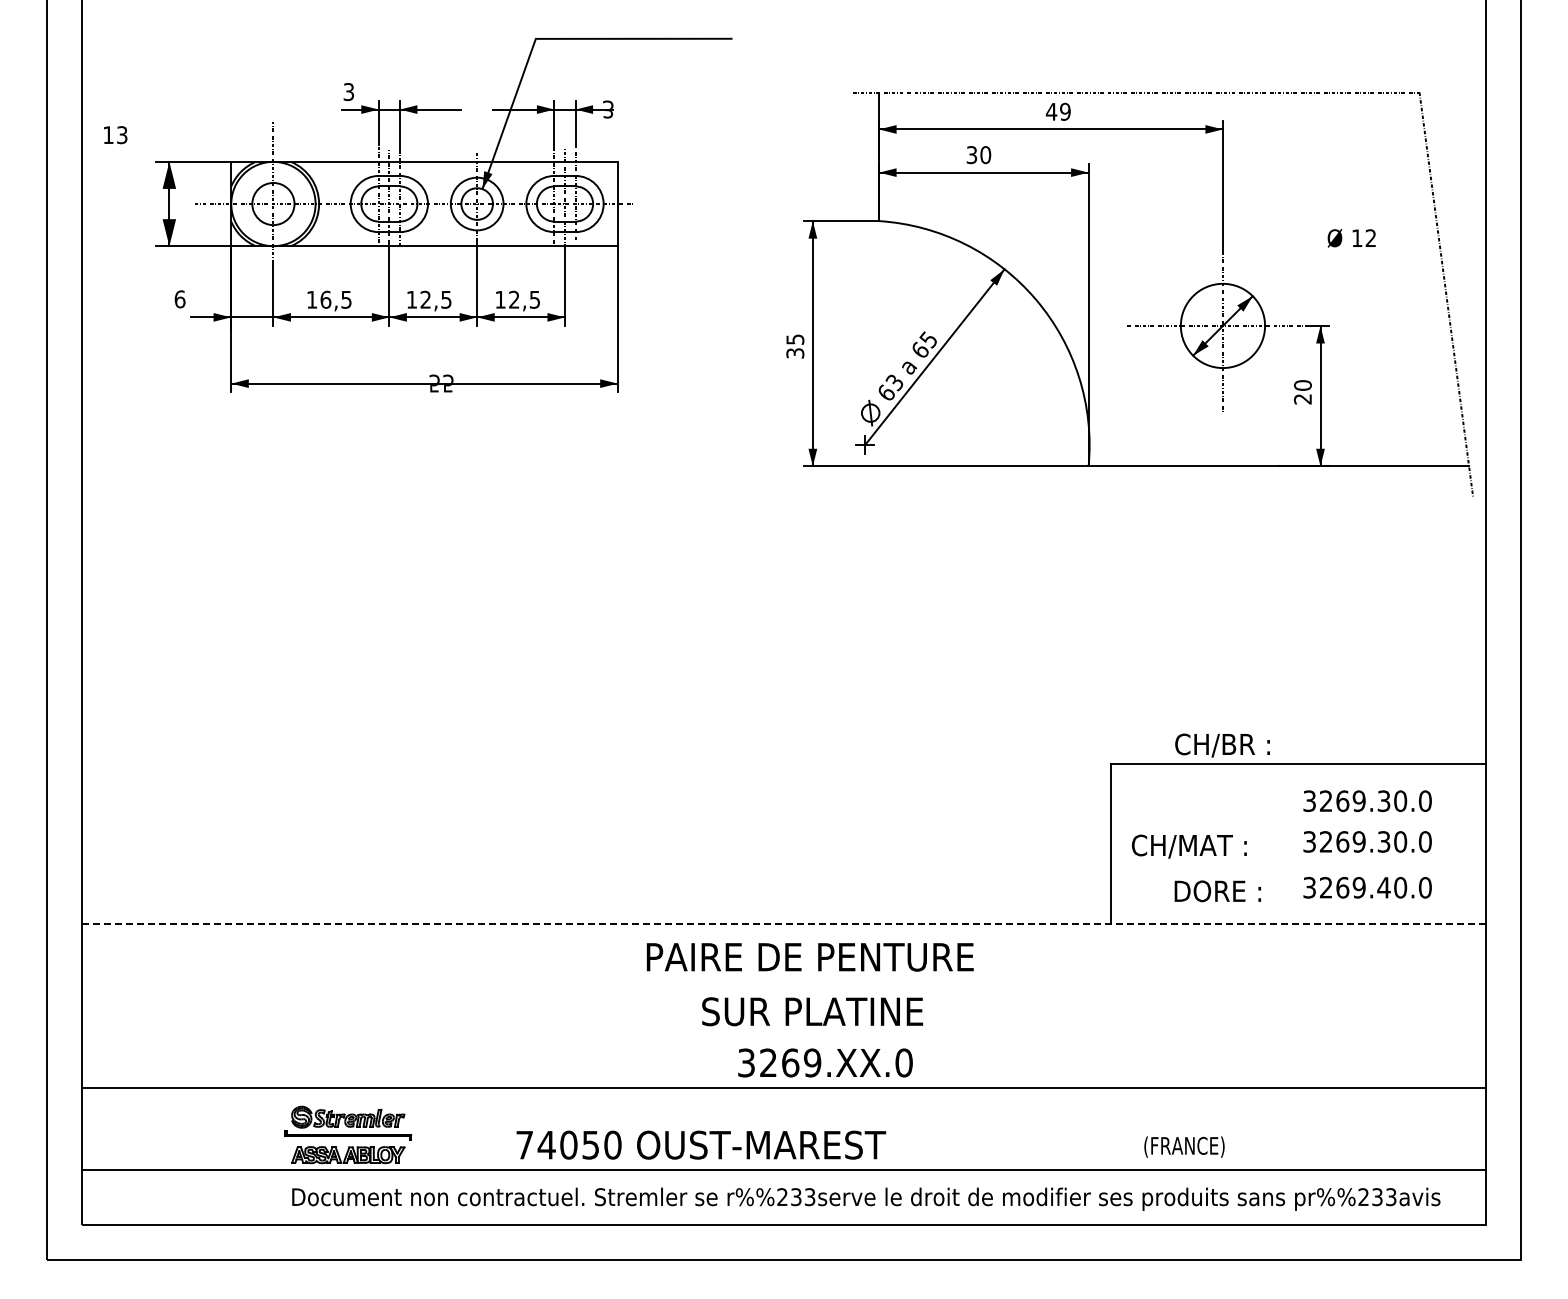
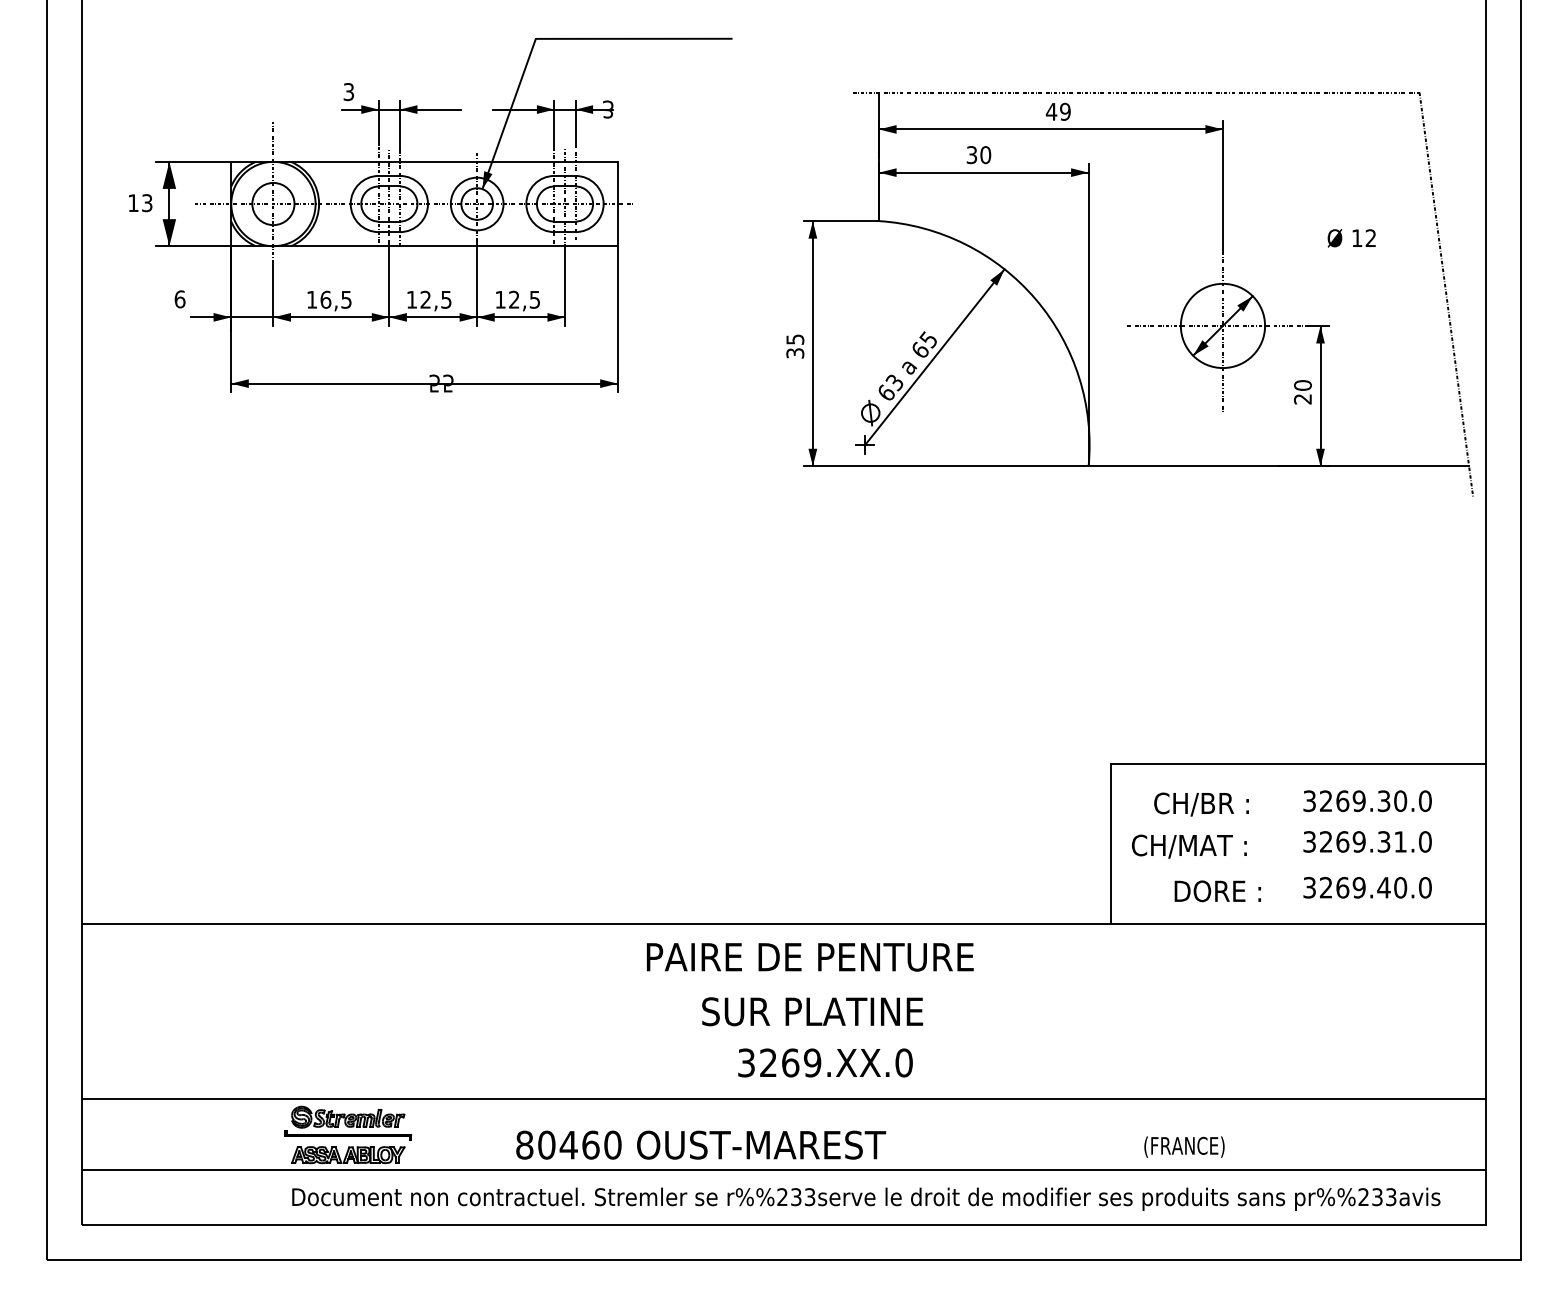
text position: (115, 135) -> (140, 203) (140, 203)
text position: (1222, 745) -> (1201, 804) (1201, 804)
text: 3269.30.0 -> 3269.31.0 (1400, 841)
line: dashed -> solid (783, 923)
line position: (783, 1088) -> (783, 1099) (783, 1099)
text: 74050 -> 80460 (557, 1144)
